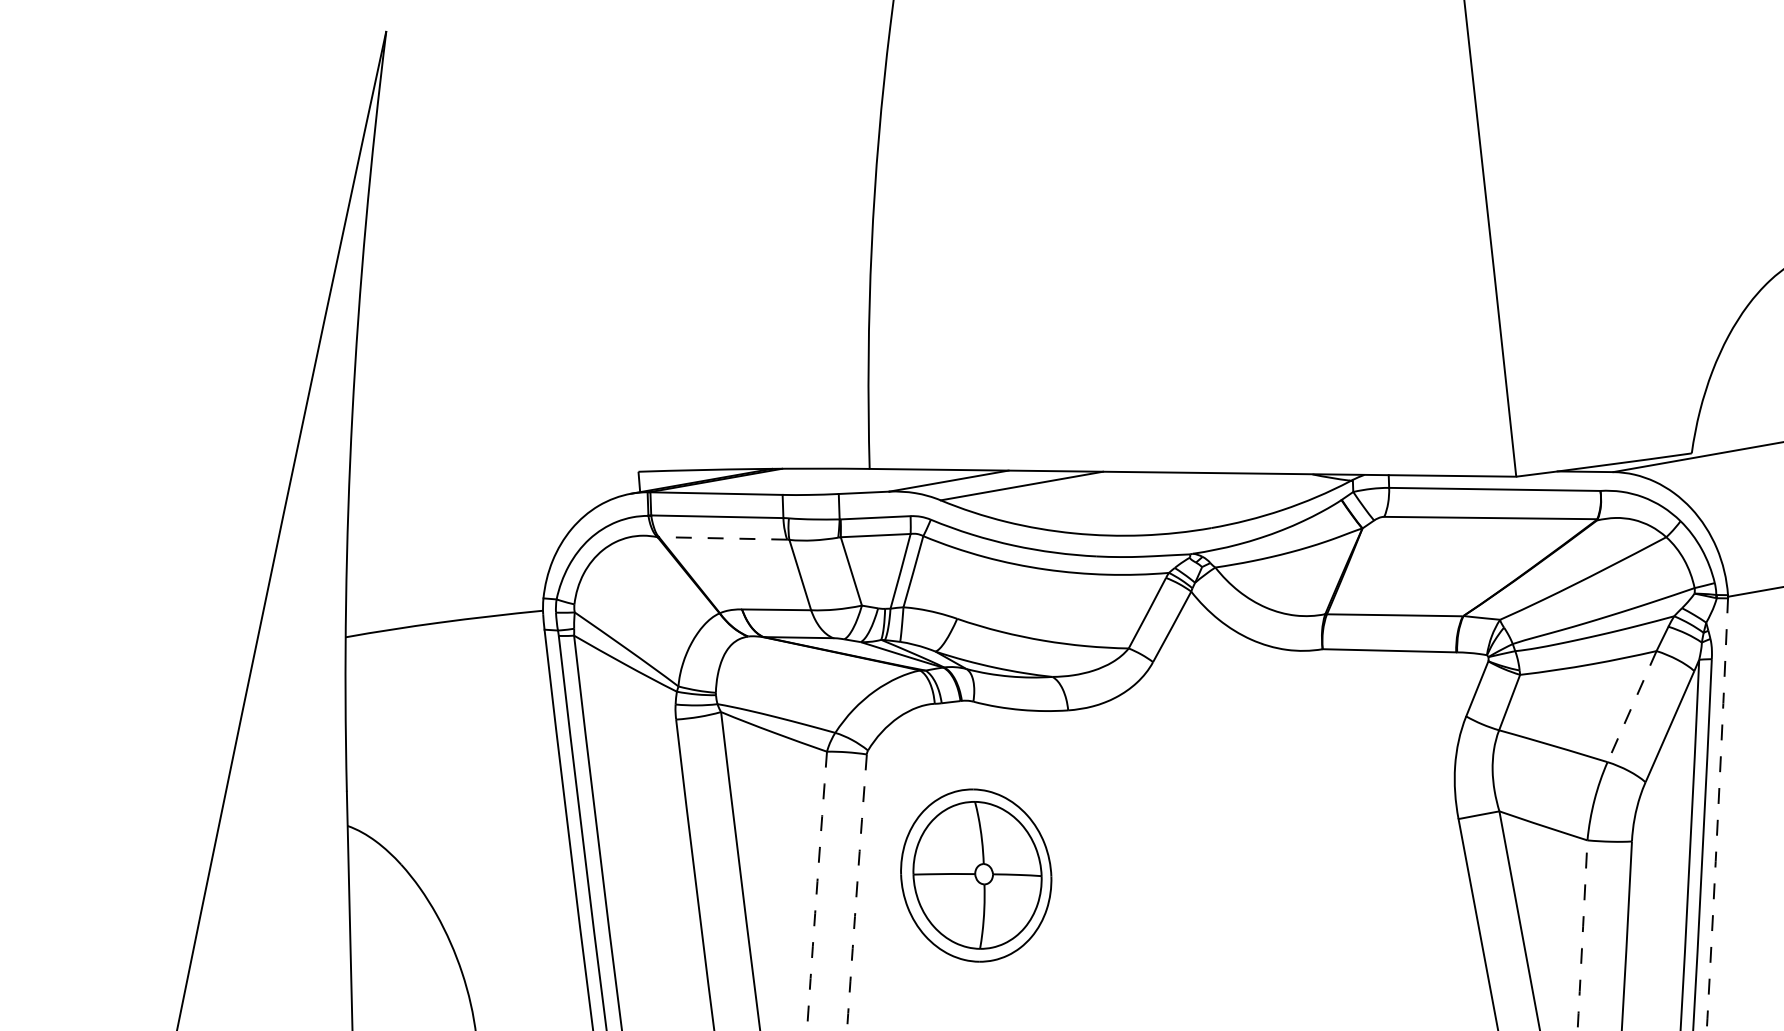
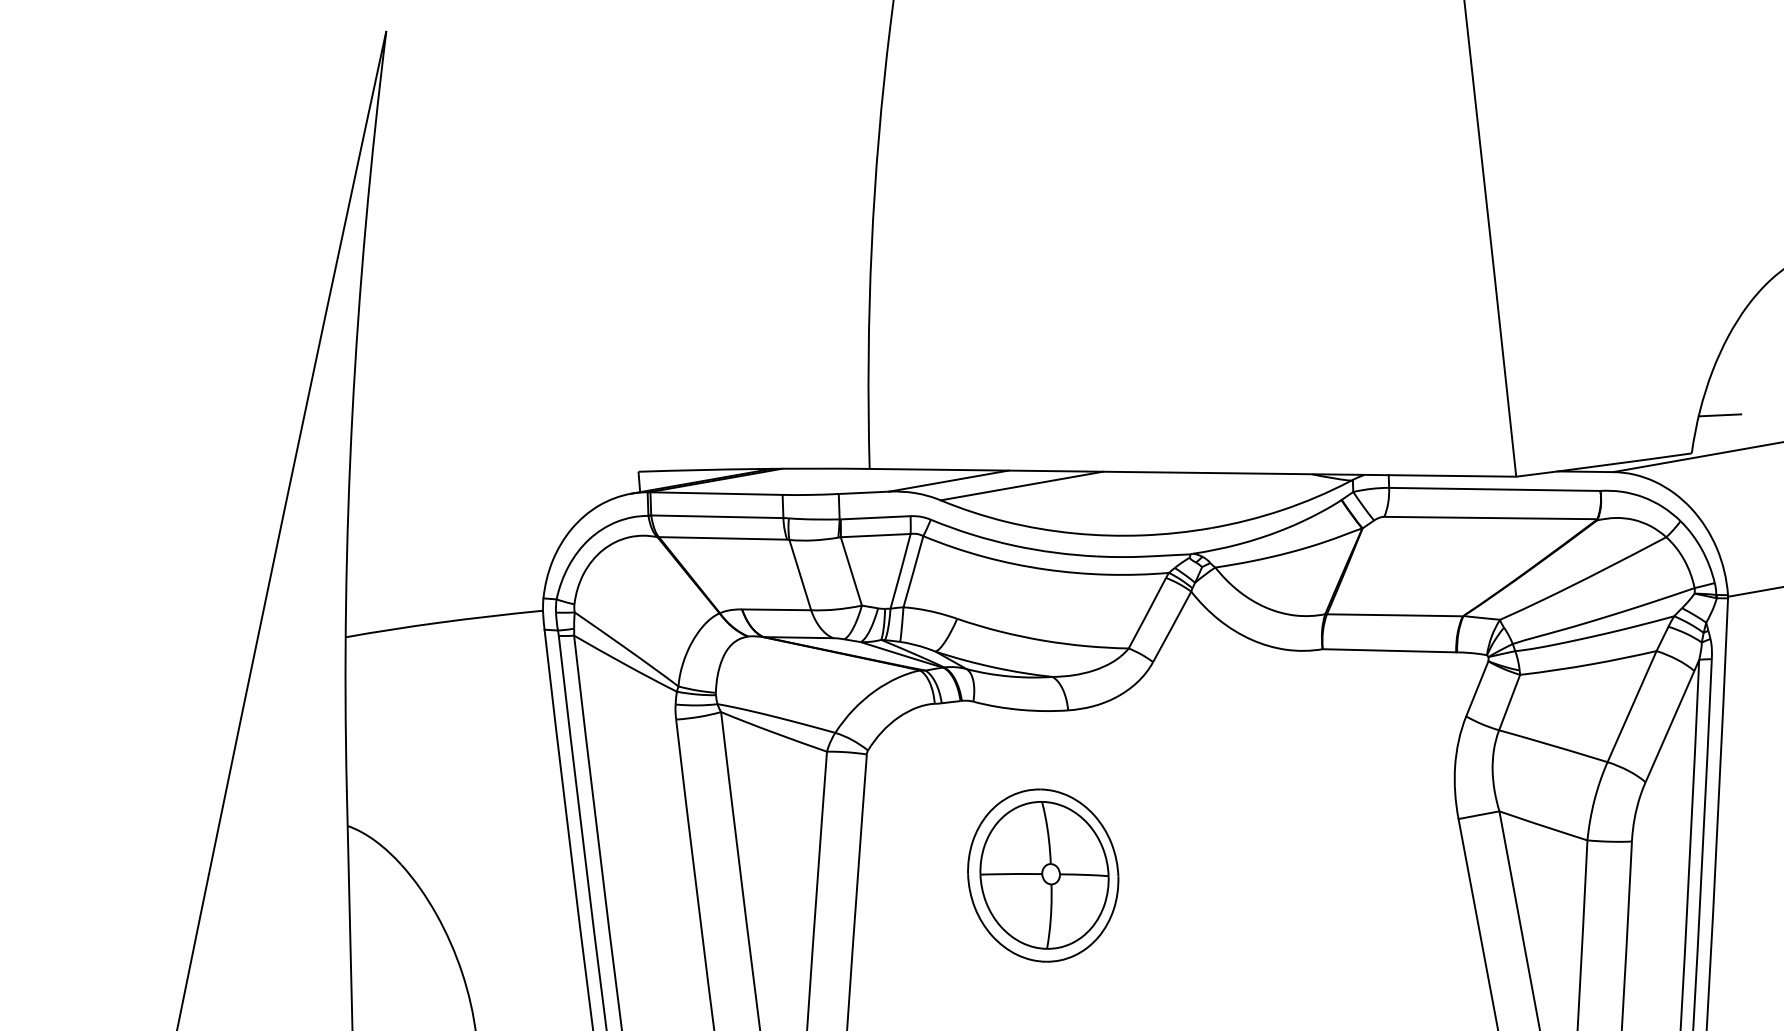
line: none -> present (1719, 415)
line: dashed -> solid (722, 538)
line: dashed -> solid (1632, 706)
arc: dashed -> solid (1718, 814)
part position: (976, 875) -> (1043, 875) (1043, 875)
arc: dashed -> solid (816, 891)
arc: dashed -> solid (856, 892)
arc: dashed -> solid (1582, 934)
